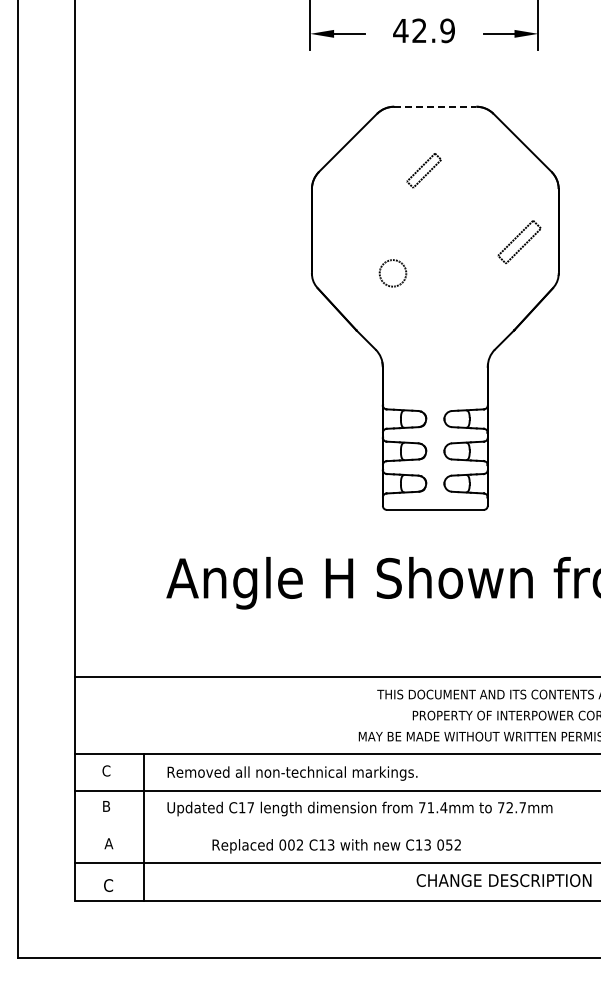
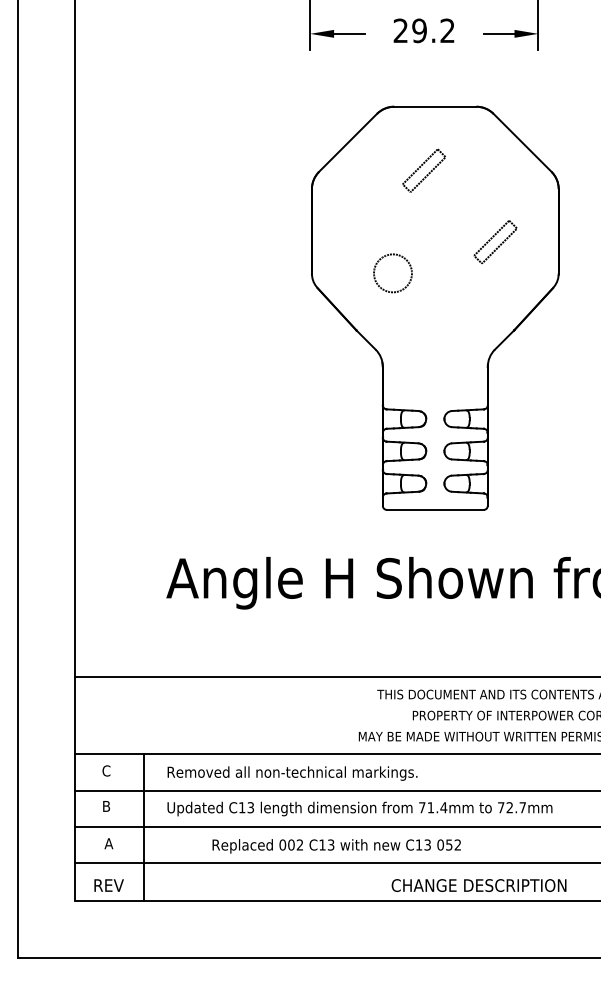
text: 42.9 -> 29.2 (423, 30)
line: dashed -> solid (435, 106)
part size: 36x36 px -> 44x45 px (423, 170)
part position: (519, 241) -> (495, 241) (495, 241)
circle diameter: 27 px -> 38 px (393, 273)
text: C17 -> C13 (250, 807)
line: none -> present (336, 826)
text position: (503, 880) -> (478, 885) (478, 885)
text: C -> REV (108, 885)
